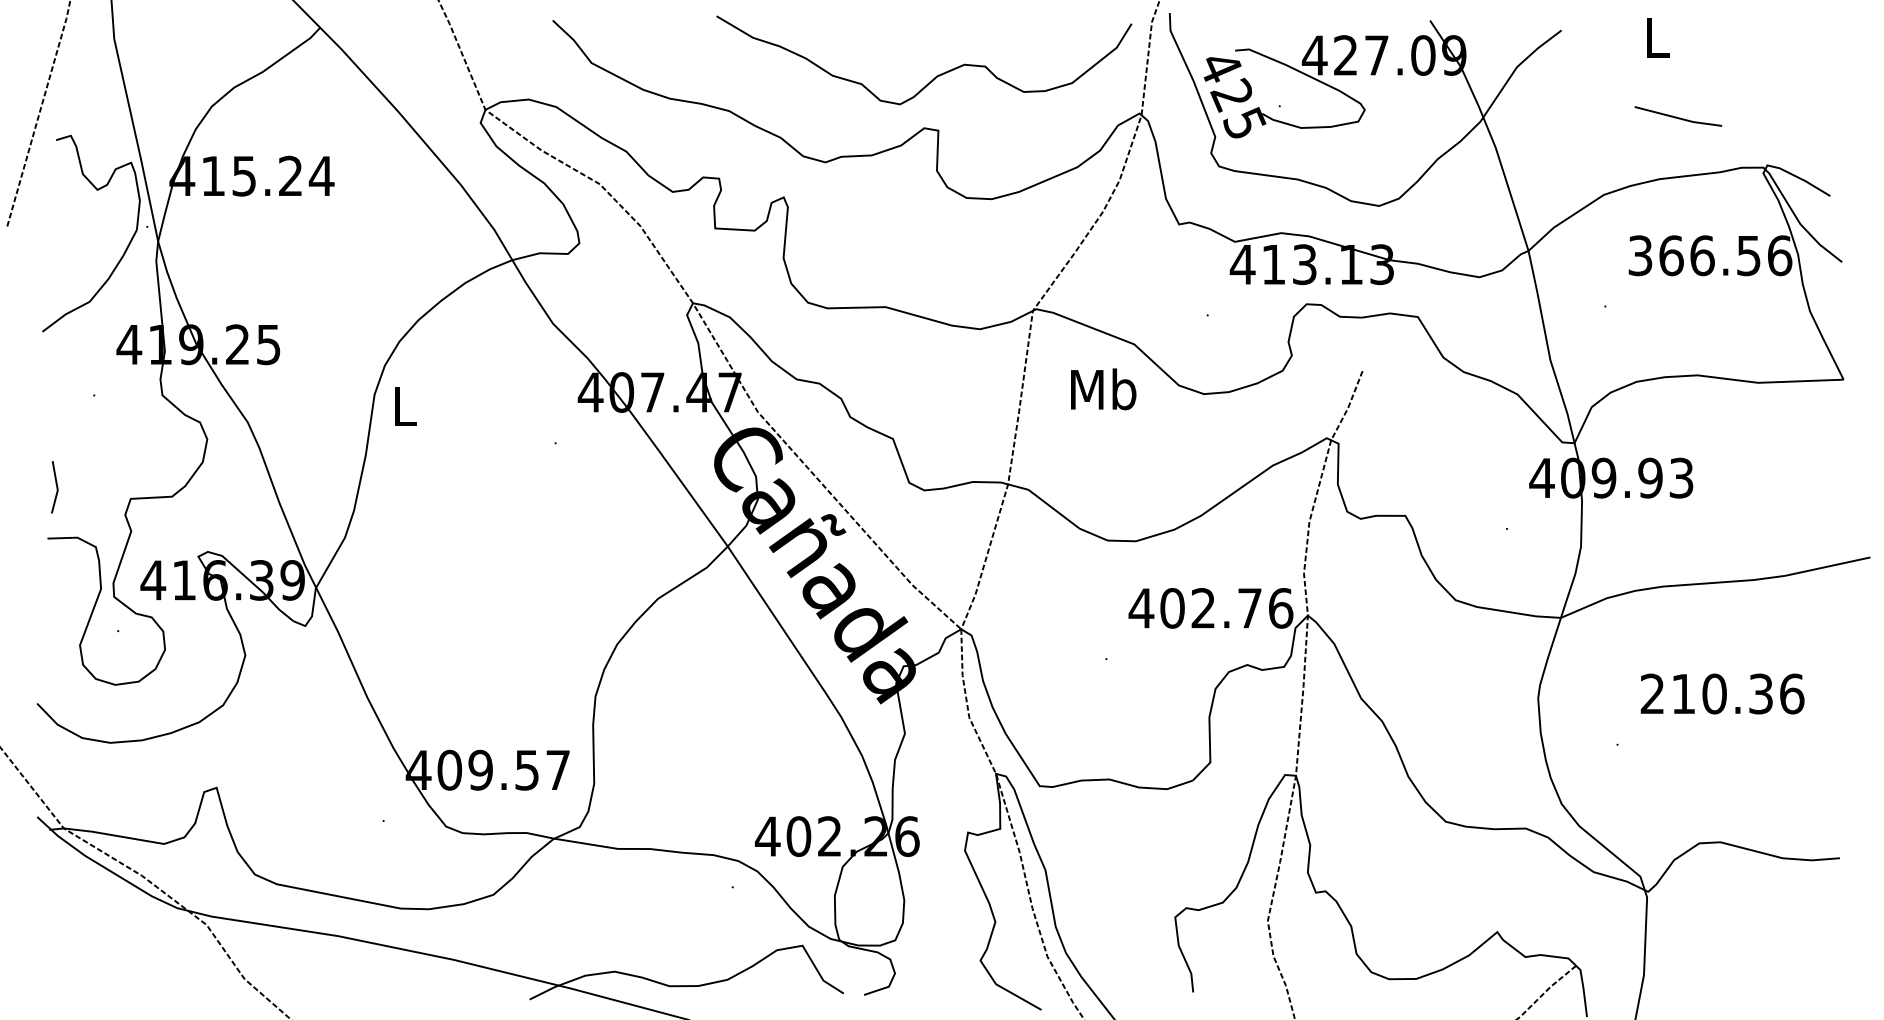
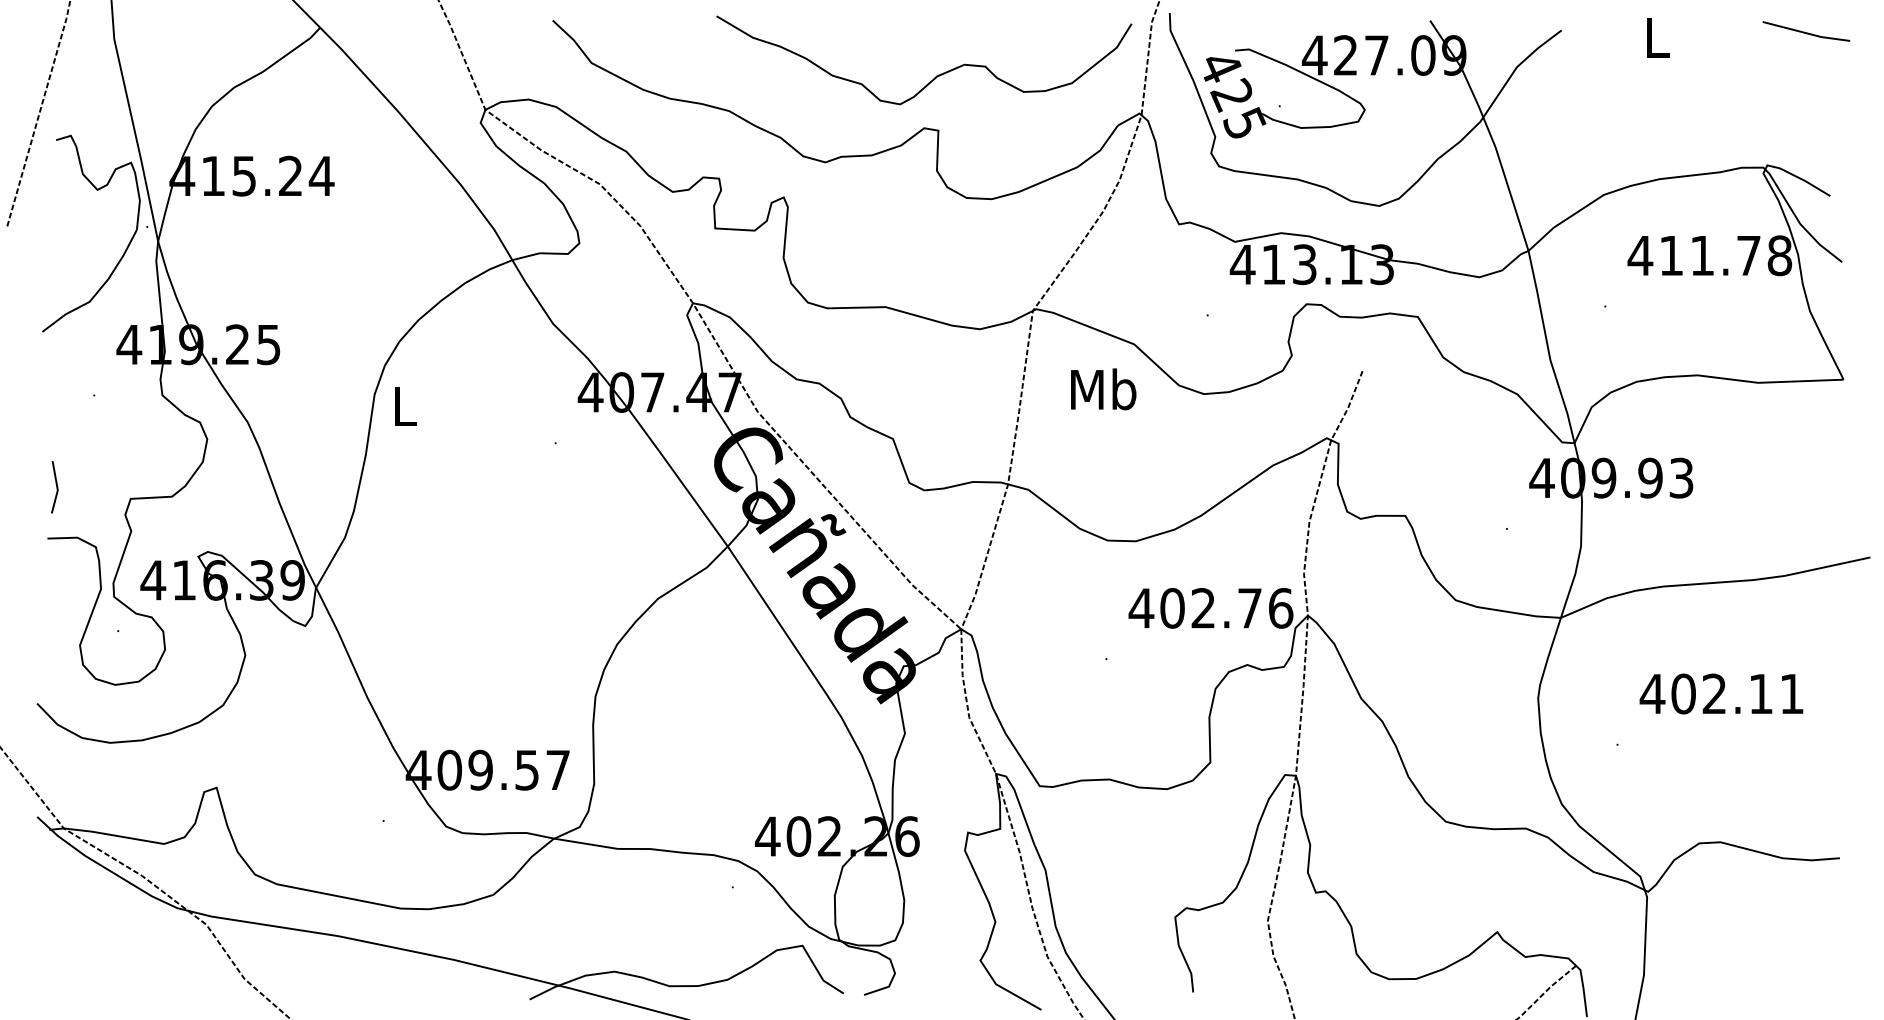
line position: (1678, 117) -> (1806, 32) (1806, 32)
text: 366.56 -> 411.78 (1709, 255)
text: 210.36 -> 402.11 (1721, 693)
